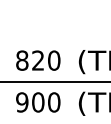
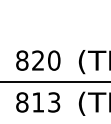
text: 900 -> 813 (38, 102)
